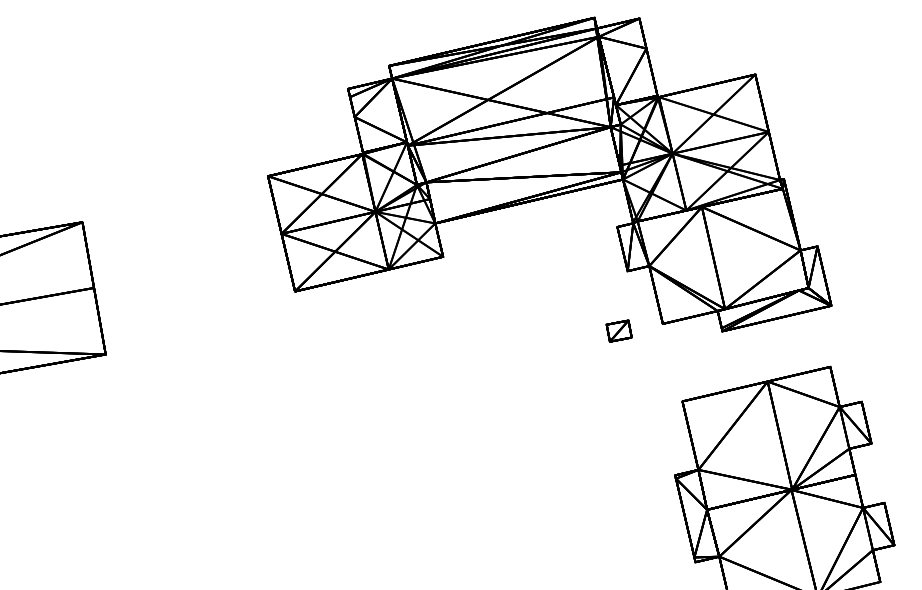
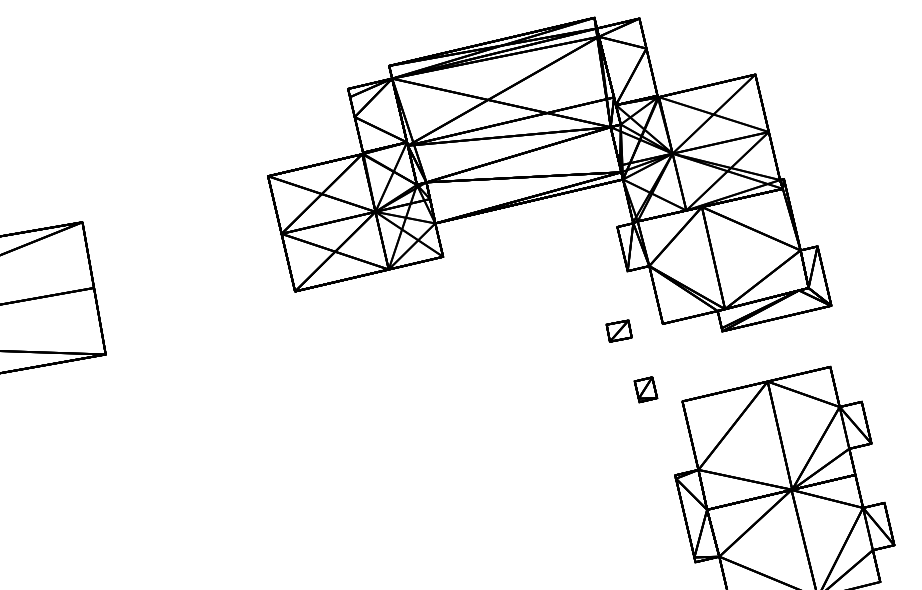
part: none -> present (645, 389)
